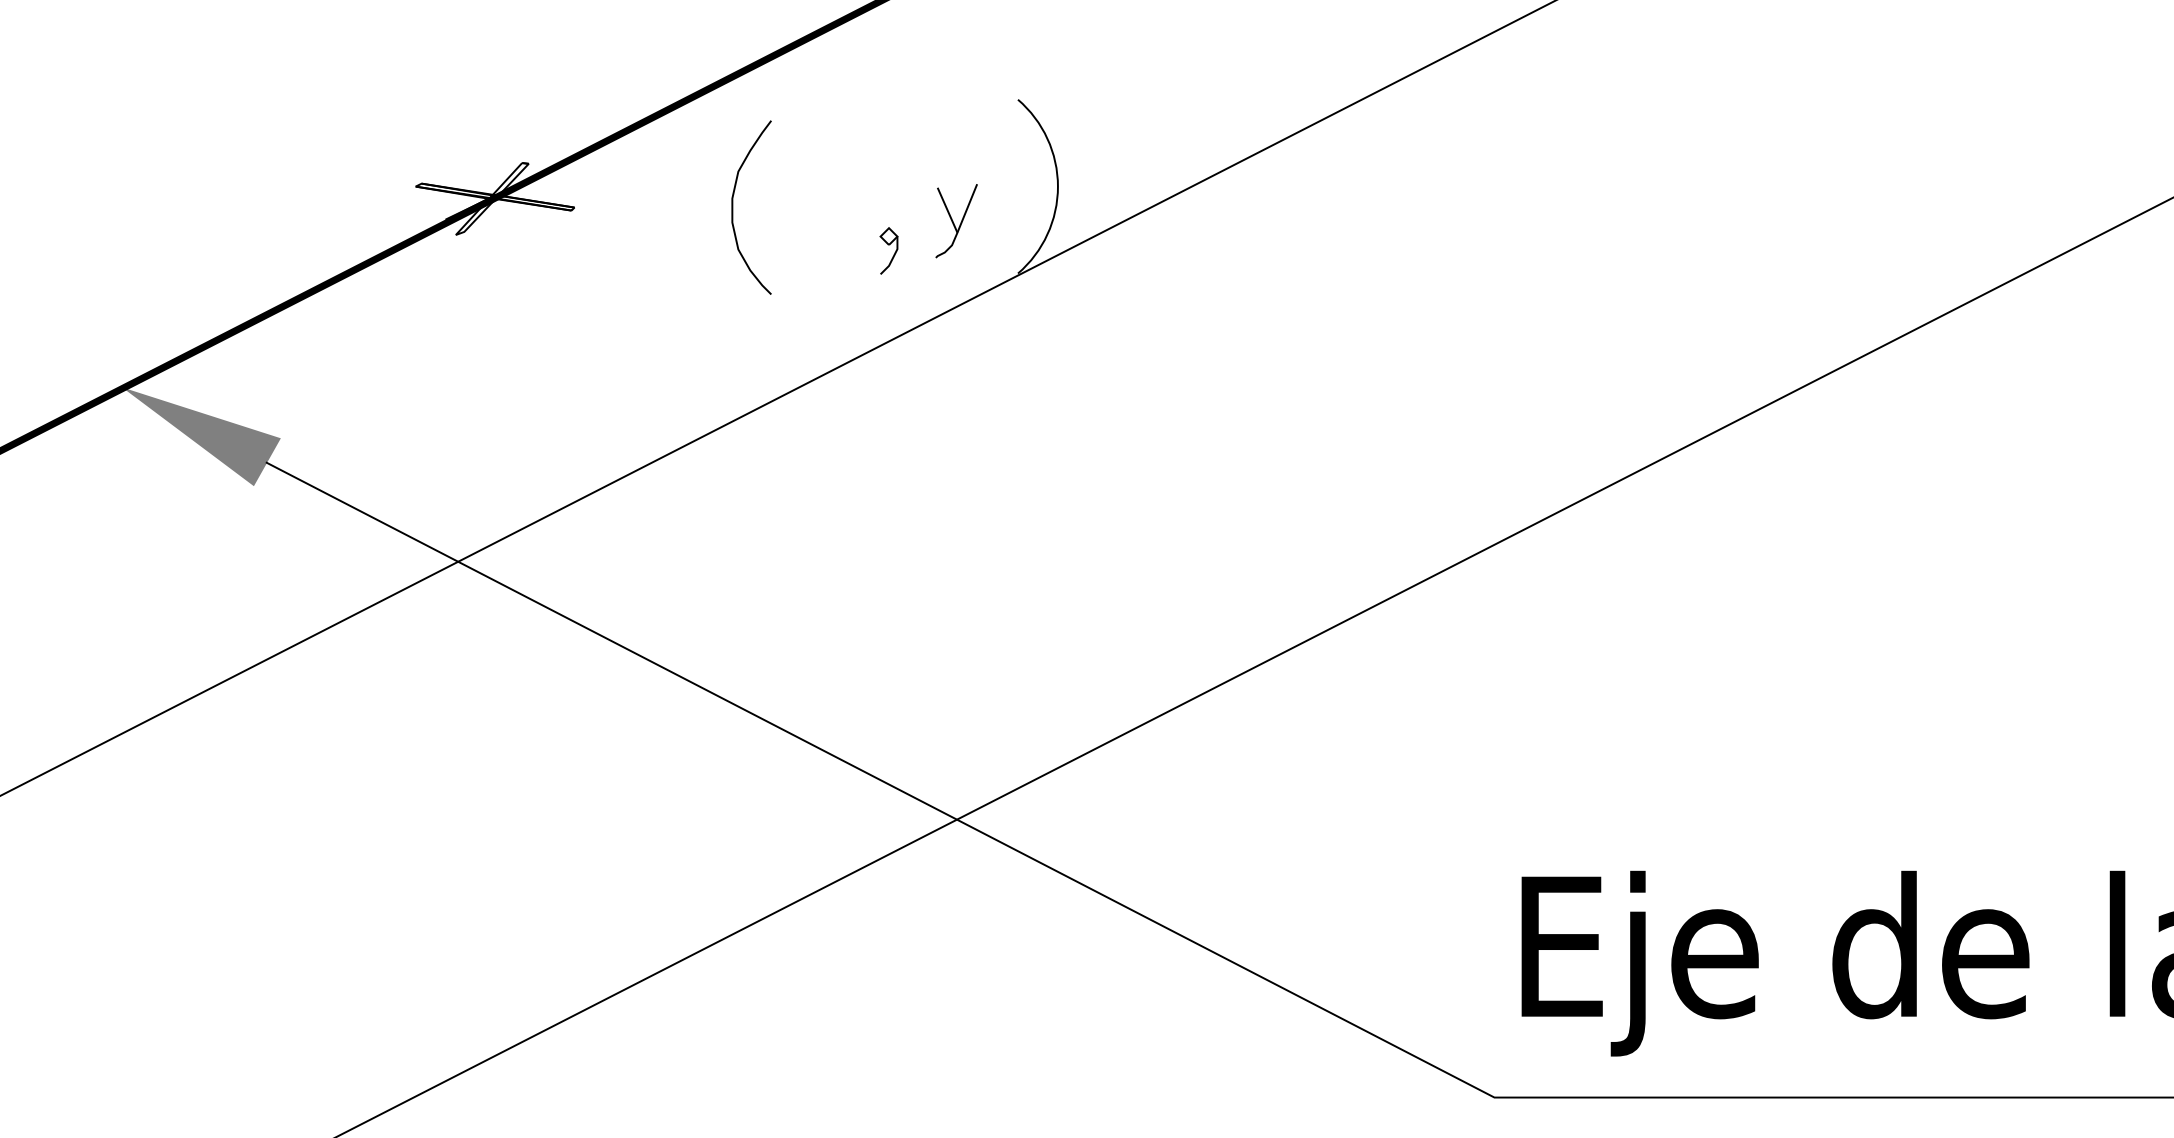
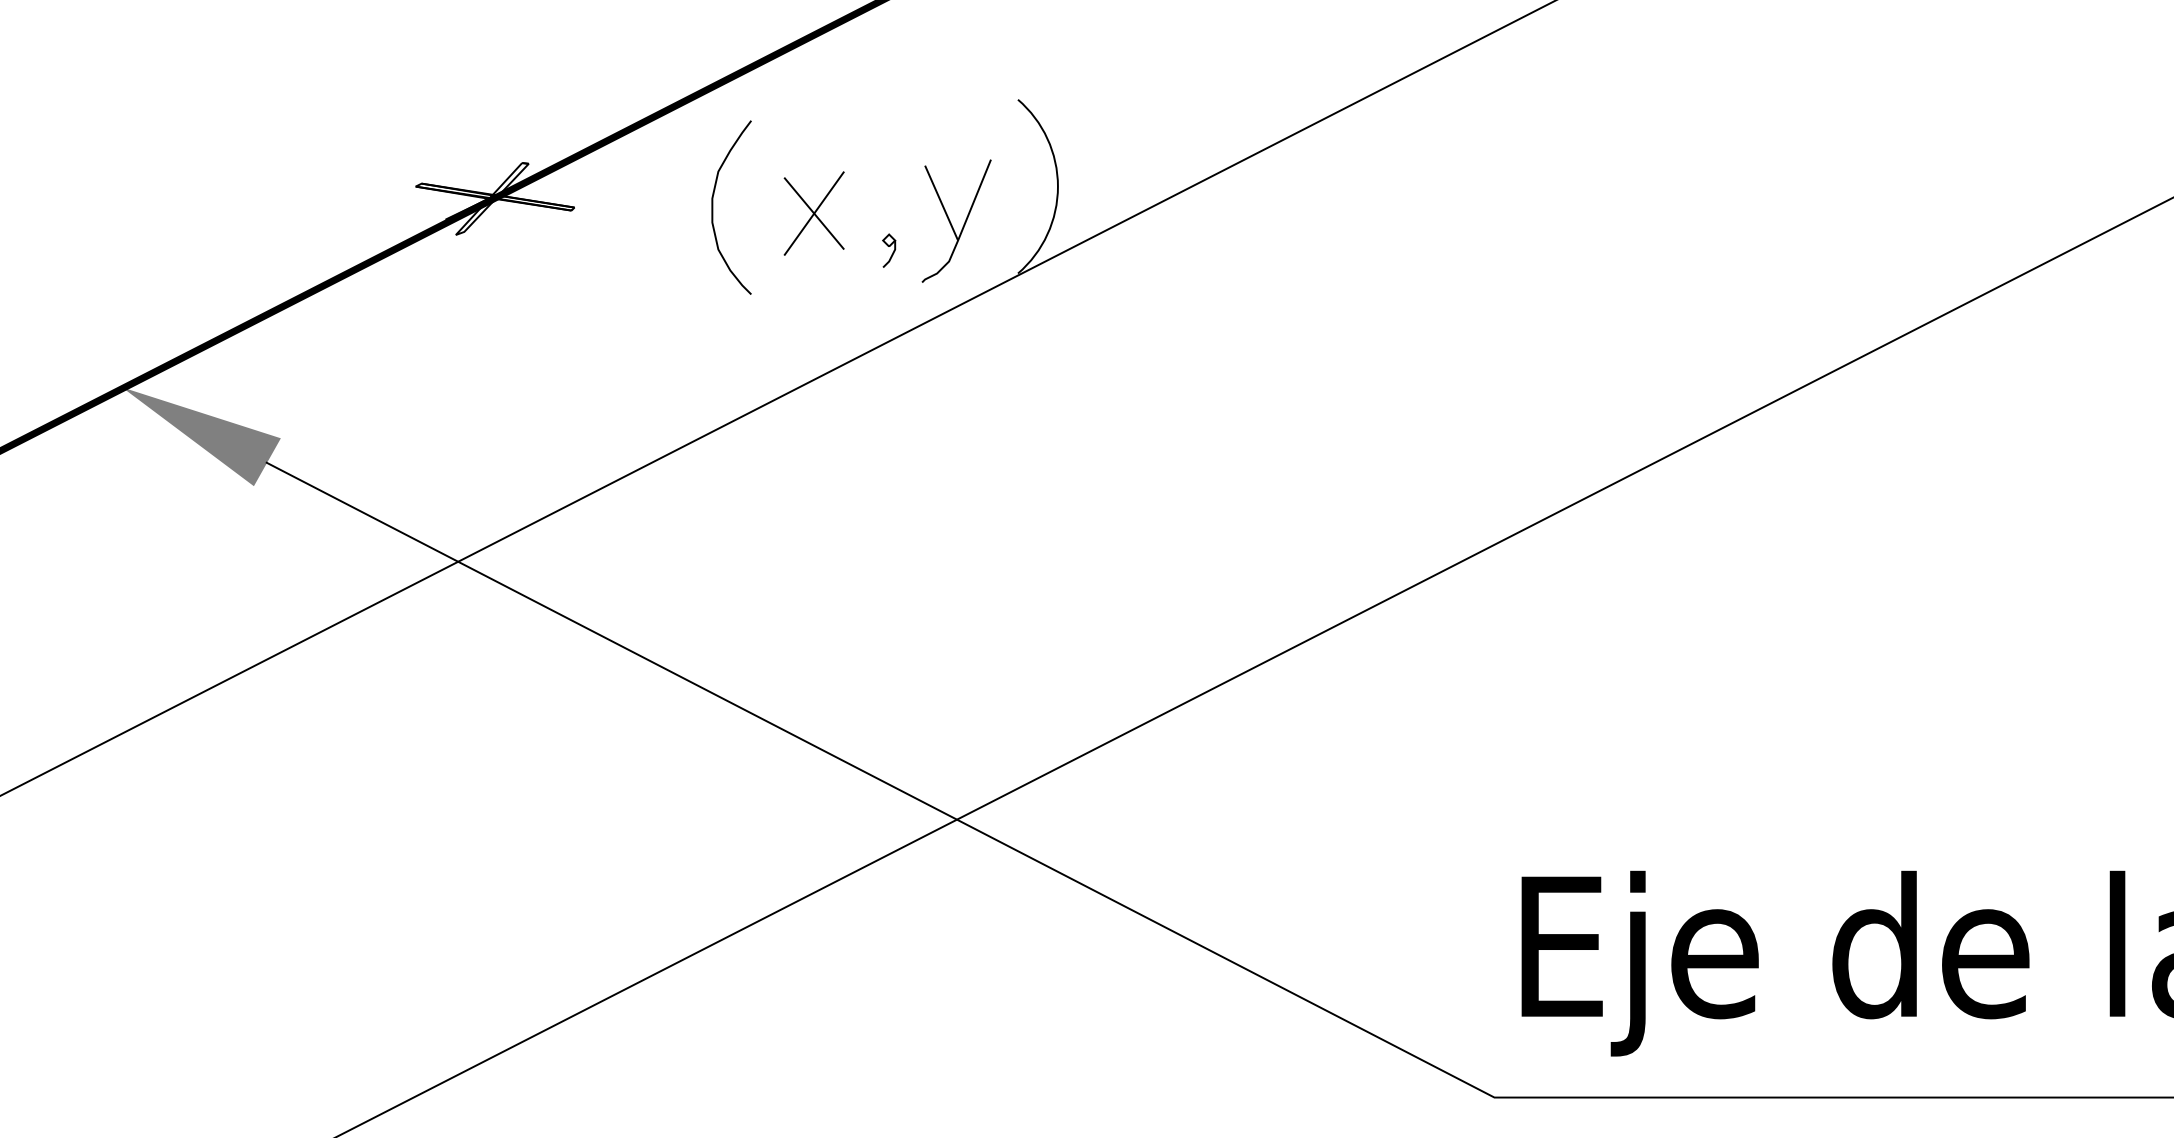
curve position: (733, 207) -> (713, 207) (713, 207)
part: none -> present (813, 213)
part size: 43x75 px -> 71x124 px (956, 220)
part size: 20x48 px -> 15x35 px (889, 250)
